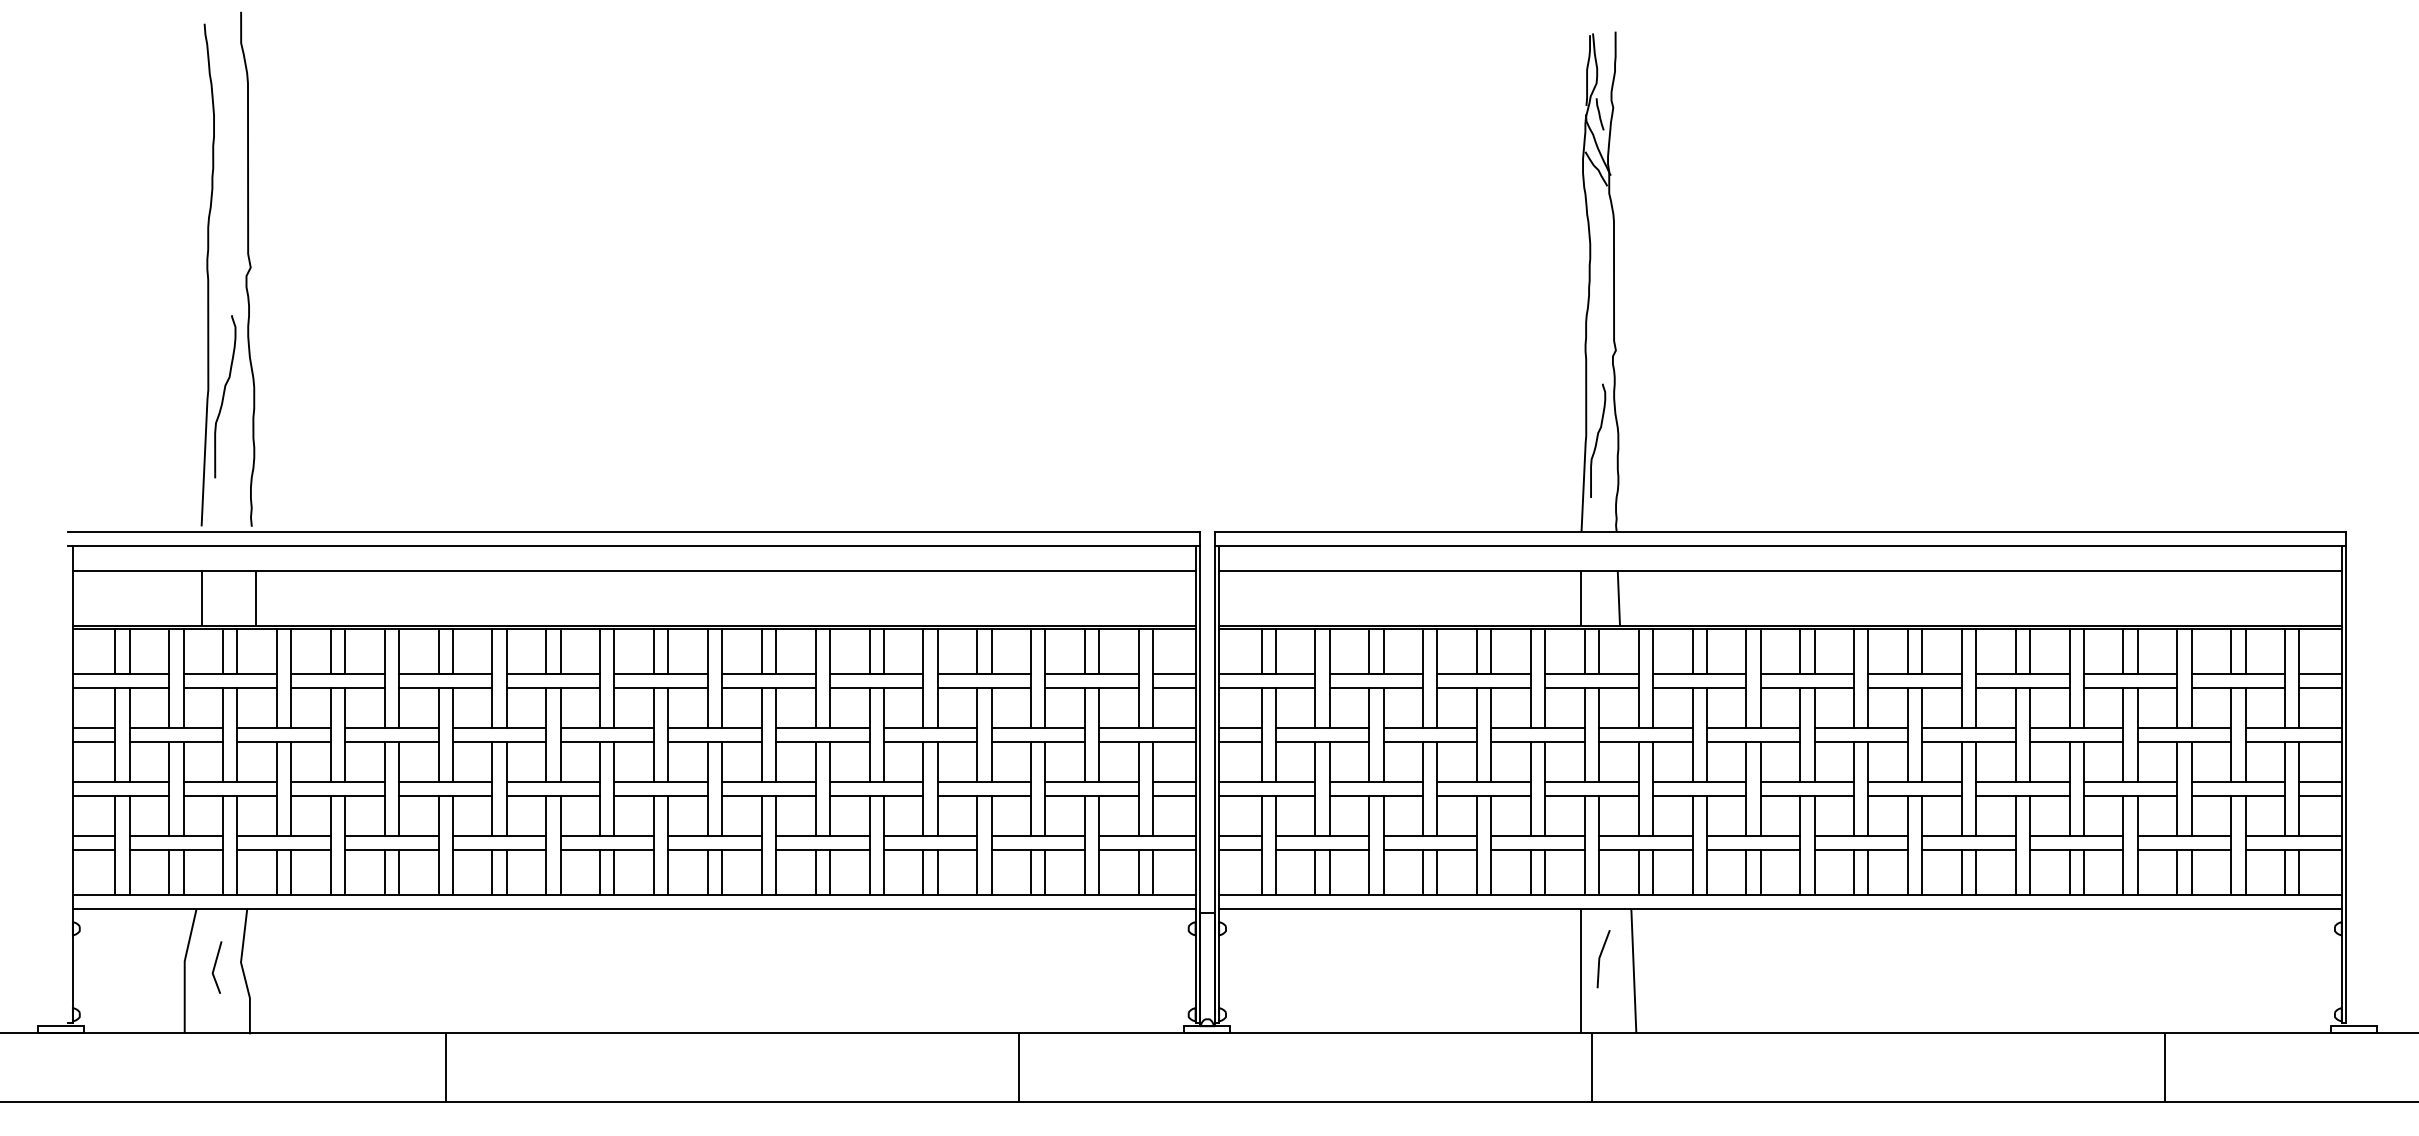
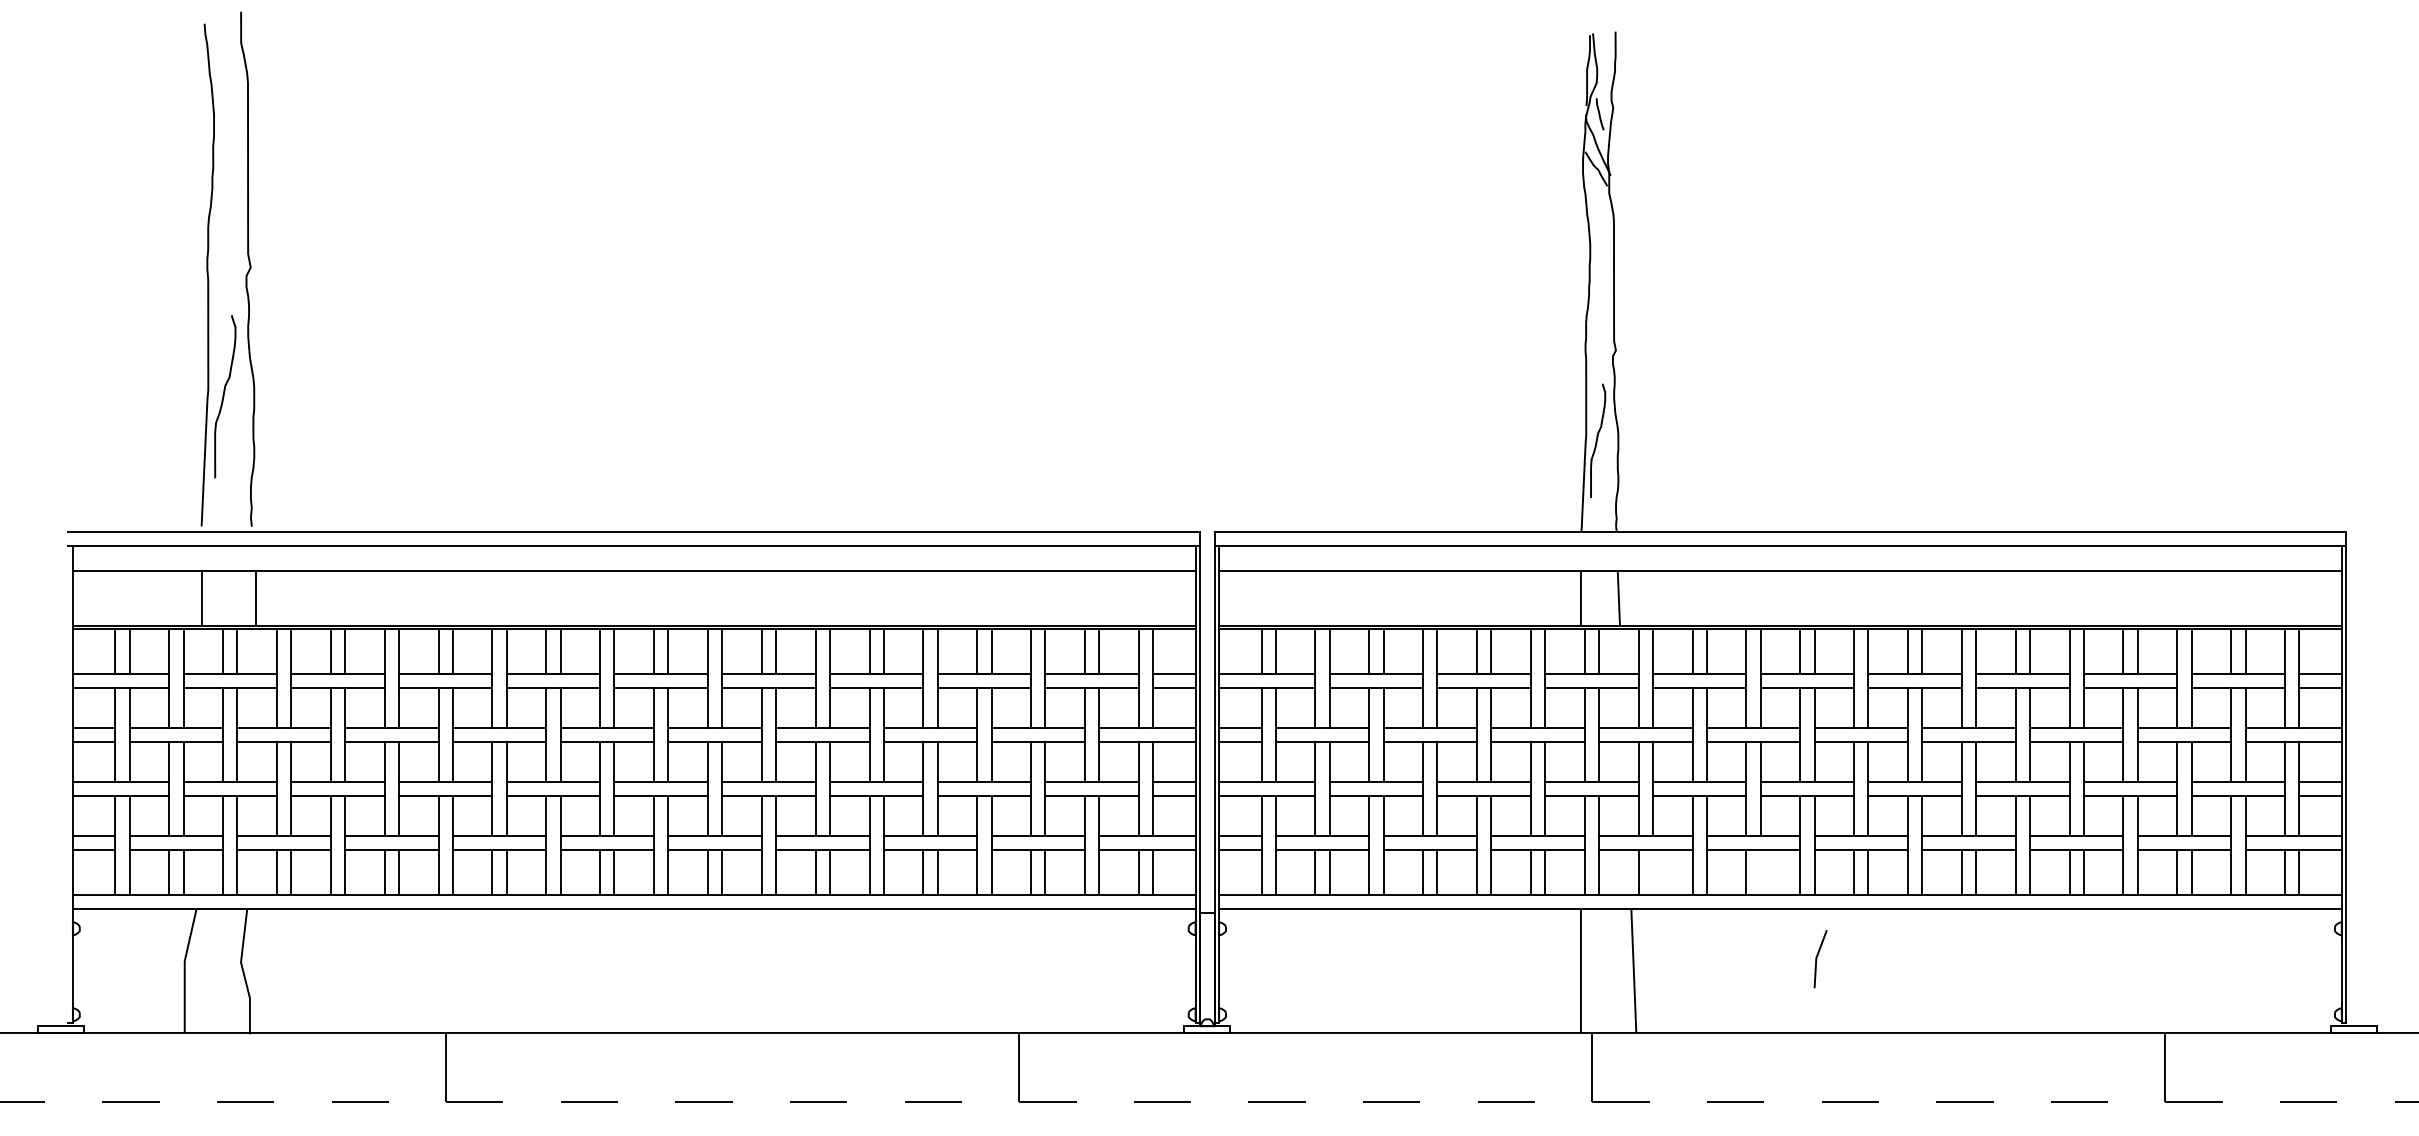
line: present -> none (1652, 871)
line: present -> none (1760, 871)
line position: (1600, 959) -> (1817, 959) (1817, 959)
line: present -> none (215, 967)
line: solid -> dashed (1208, 1101)
